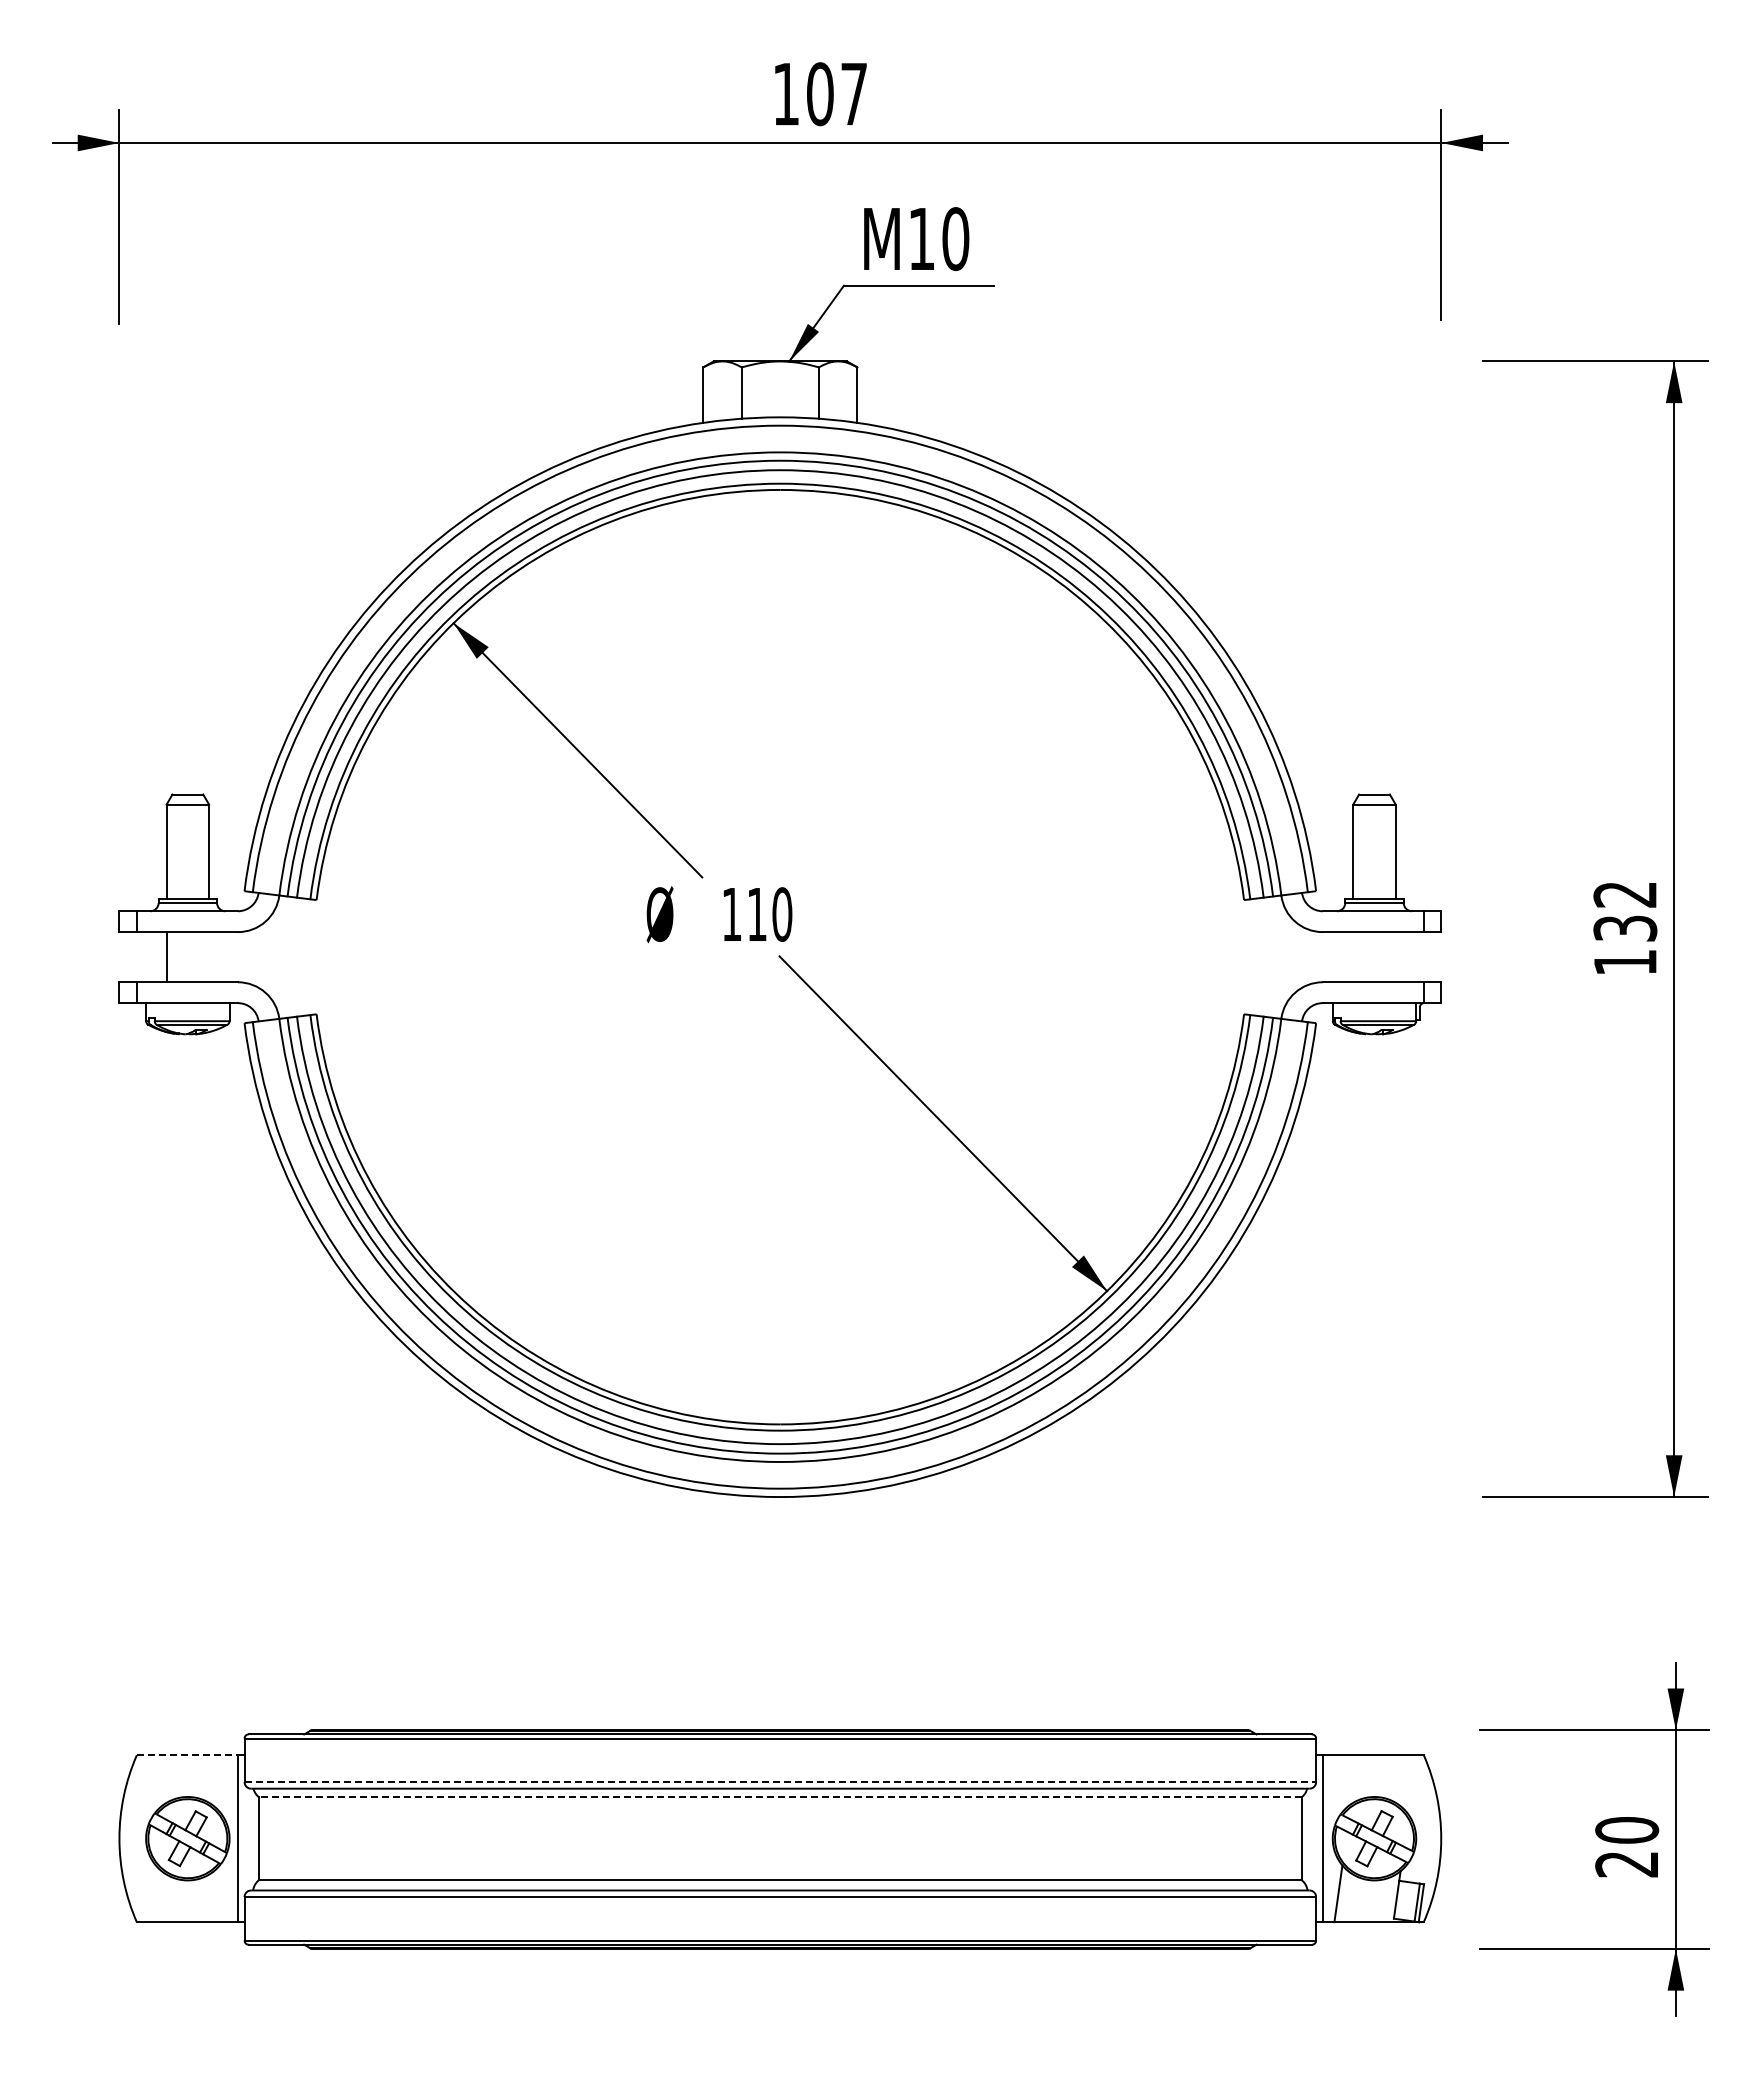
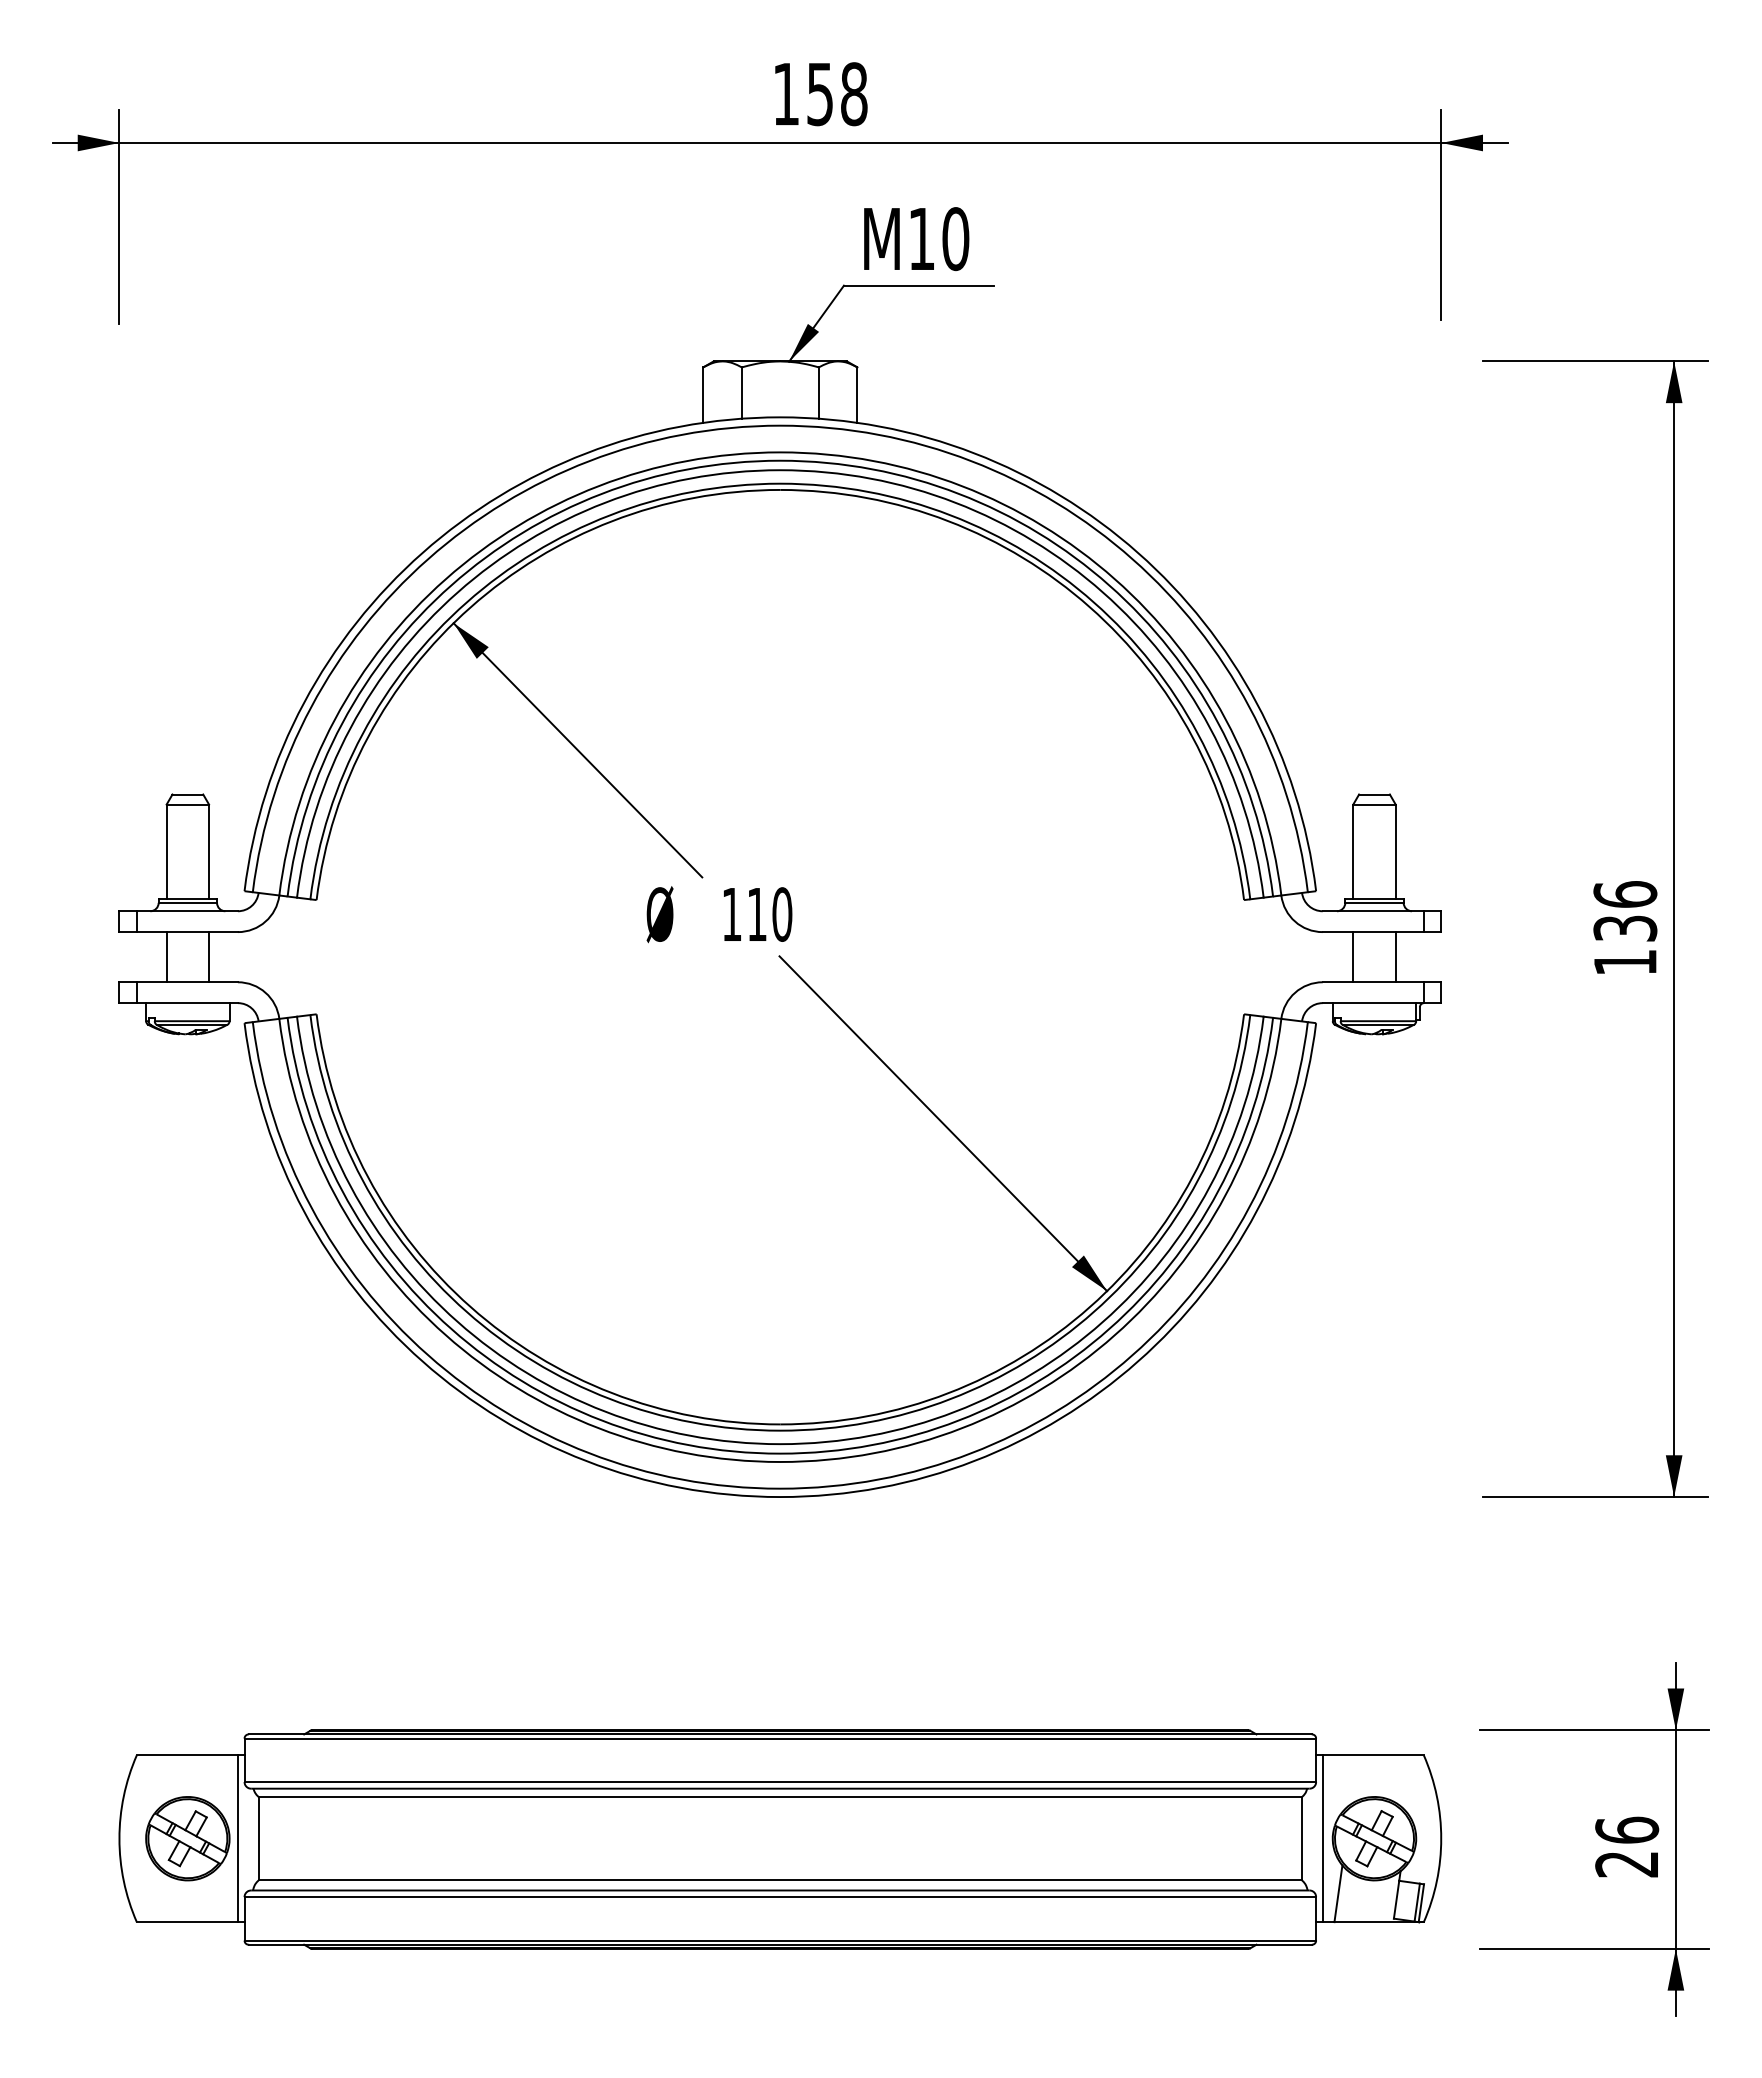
text: 107 -> 158 (837, 94)
text: 132 -> 136 (1625, 894)
line: none -> present (209, 957)
line: none -> present (1353, 957)
line: none -> present (1395, 957)
line: dashed -> solid (187, 1755)
line: dashed -> solid (780, 1782)
line: dashed -> solid (780, 1796)
text: 20 -> 26 (1627, 1829)
